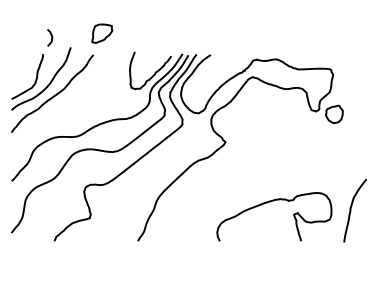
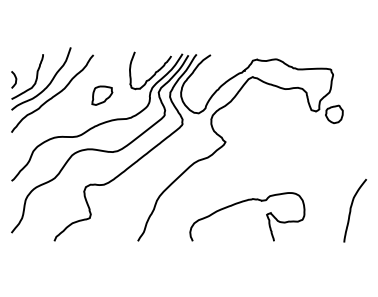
part position: (102, 33) -> (102, 95) (102, 95)
curve position: (51, 37) -> (15, 79) (15, 79)
curve position: (270, 202) -> (243, 202) (243, 202)
